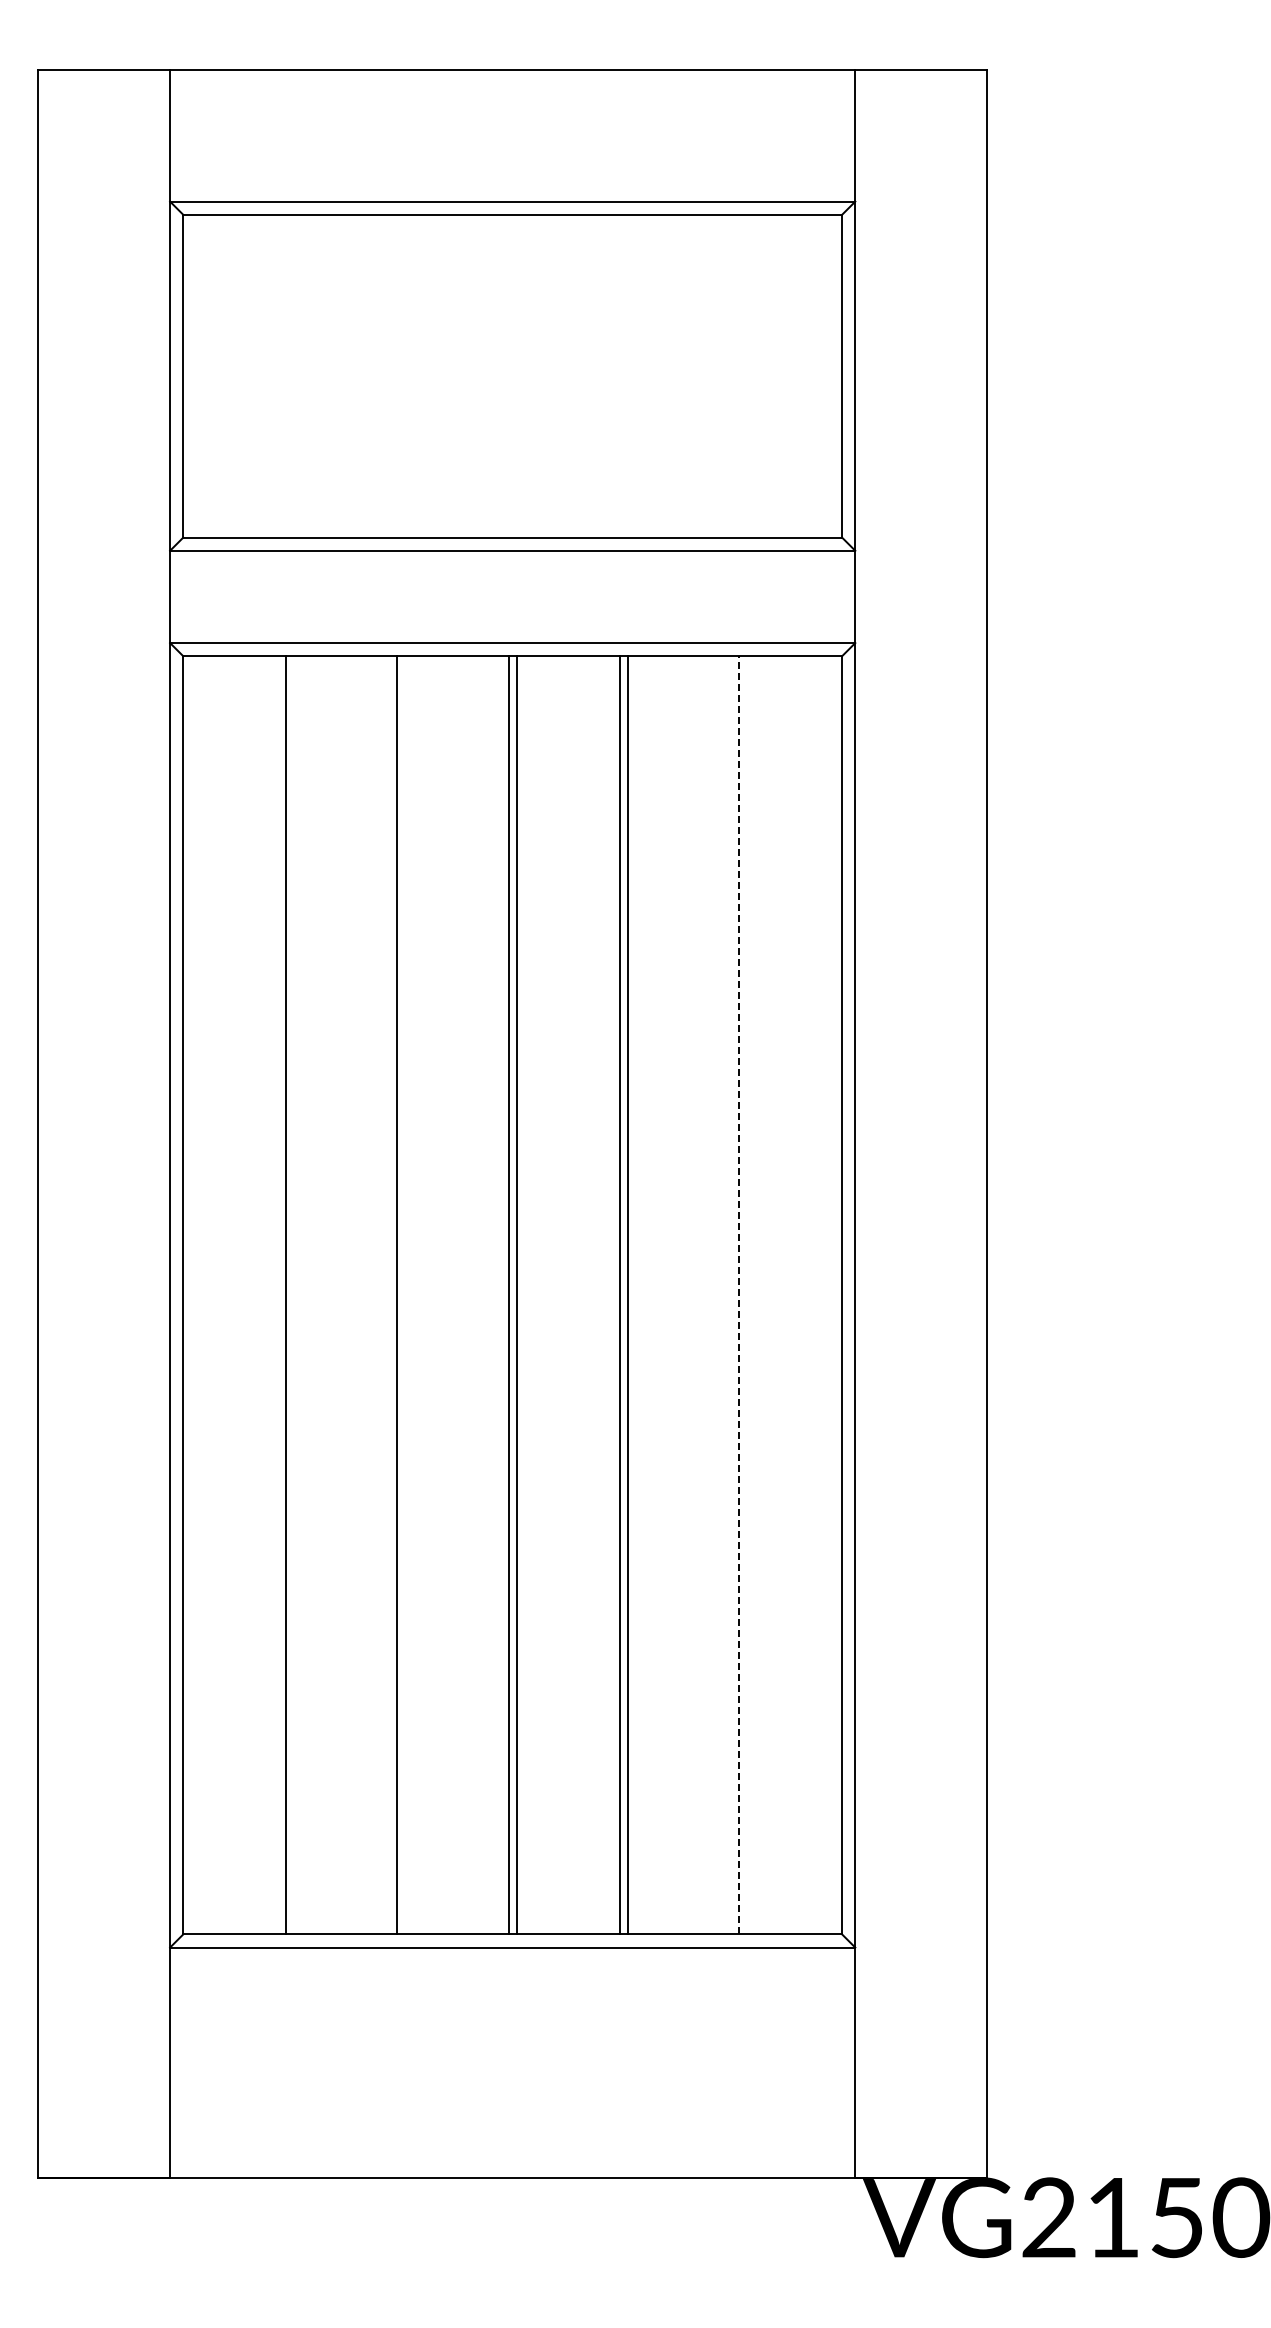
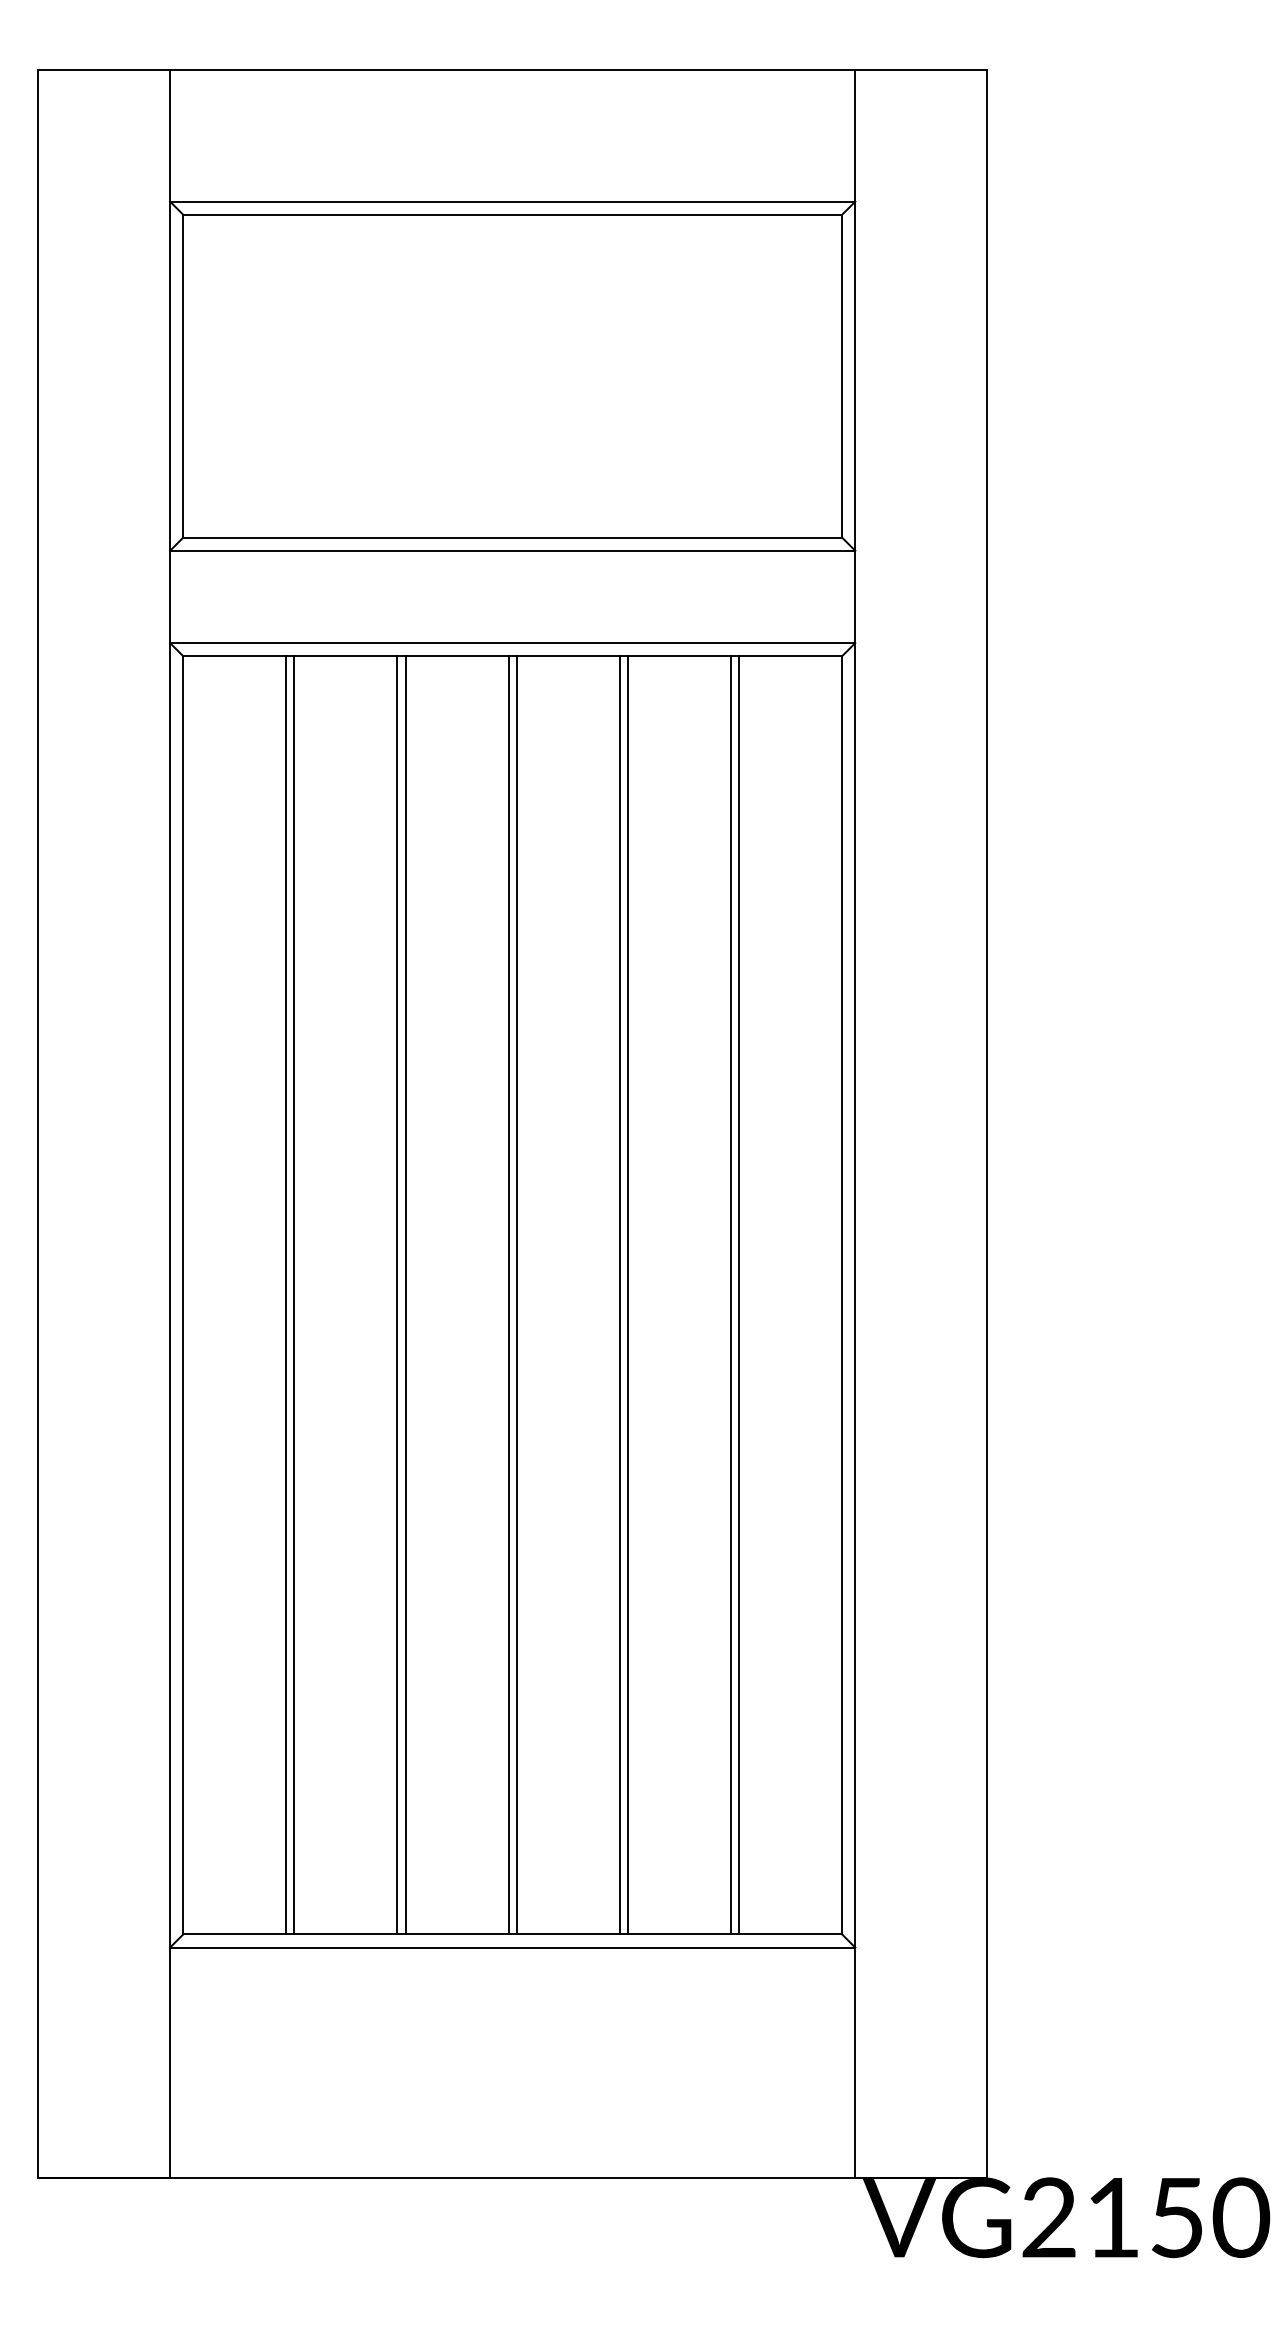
line: dashed -> solid (739, 1294)
line: none -> present (294, 1295)
line: none -> present (405, 1295)
line: none -> present (730, 1295)
